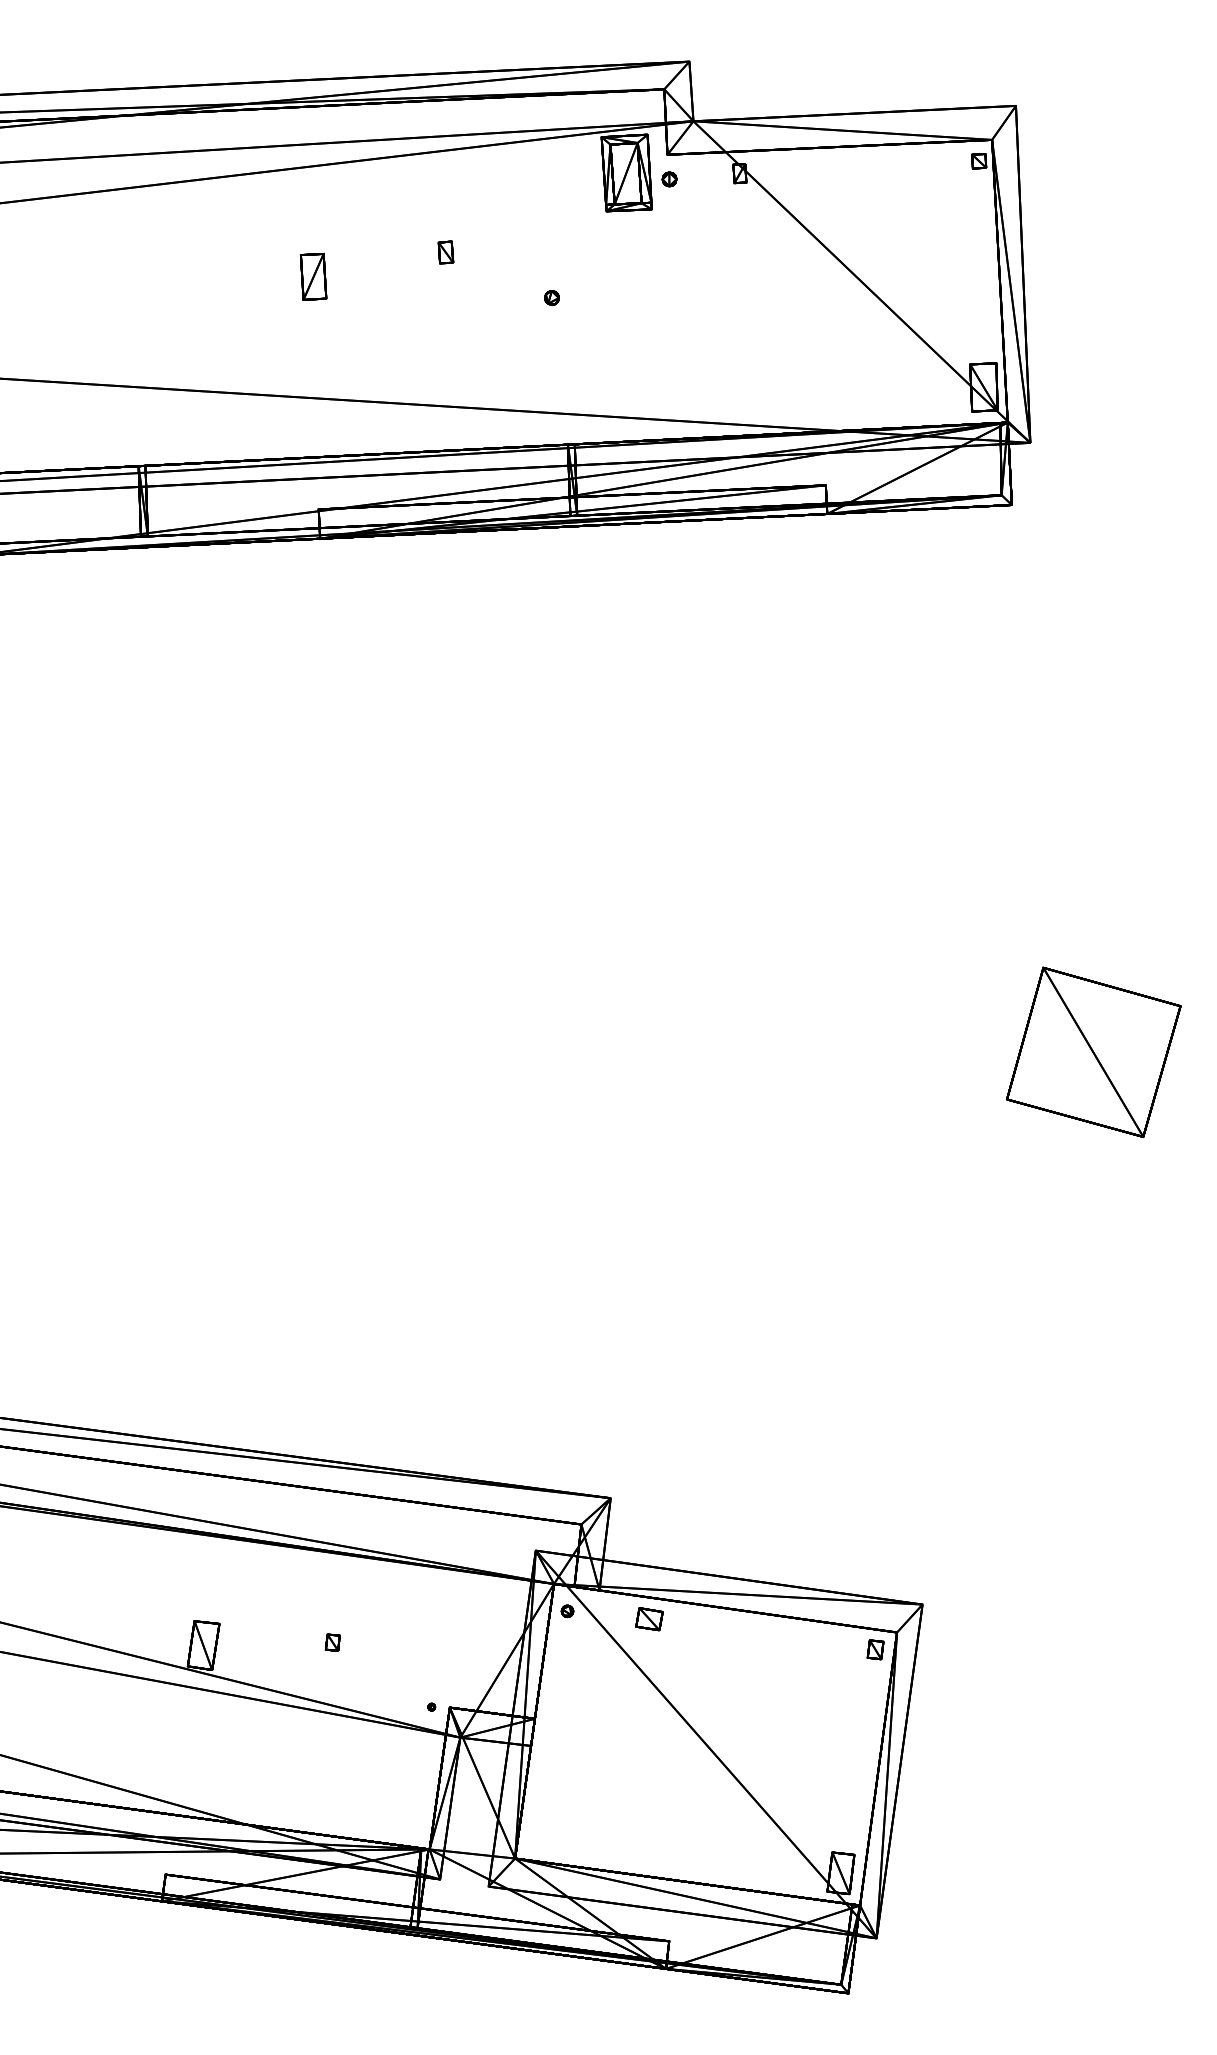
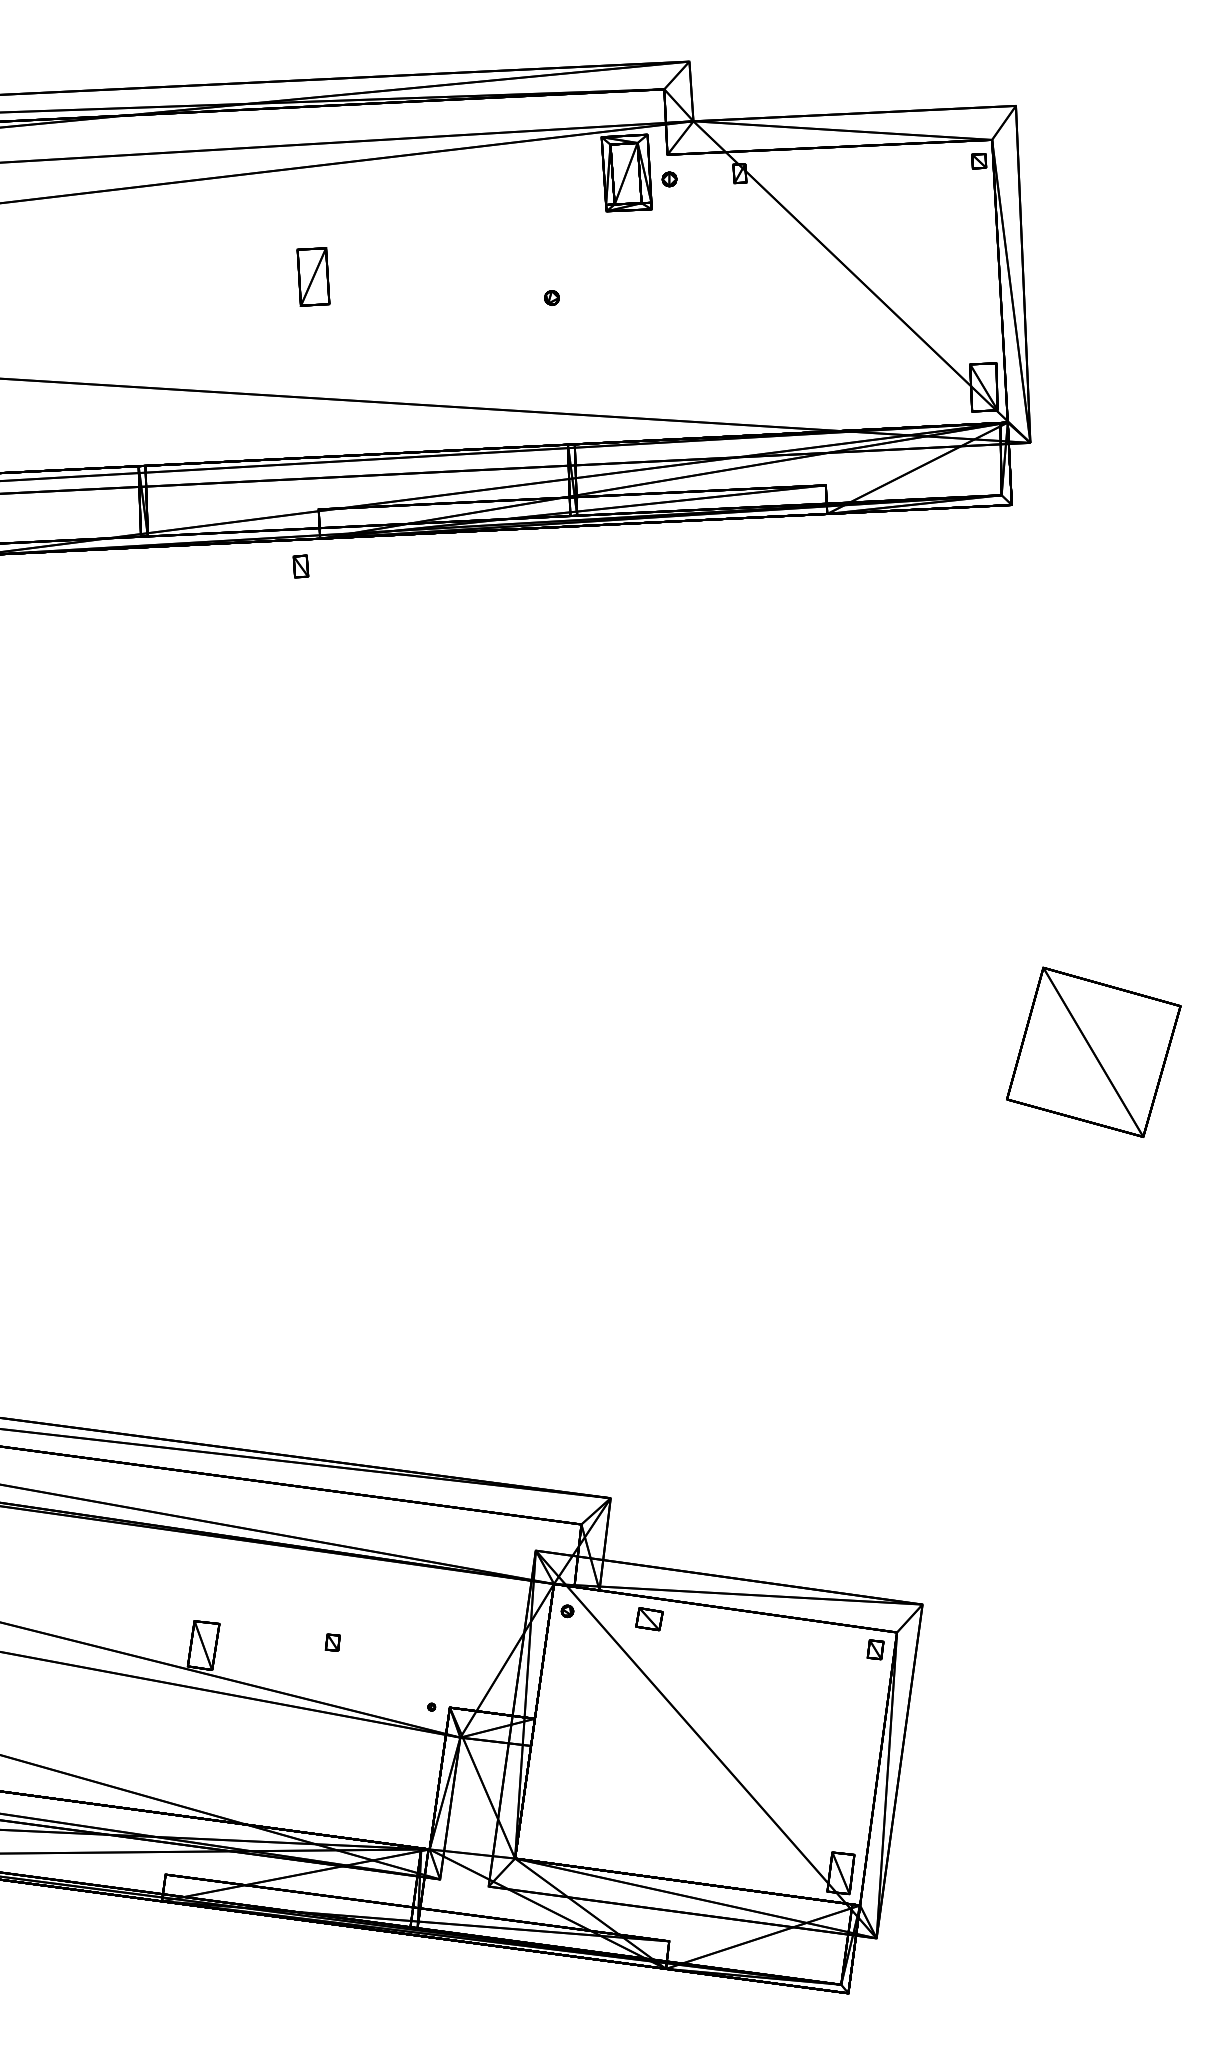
part position: (445, 252) -> (300, 566) (300, 566)
part size: 28x49 px -> 35x60 px (313, 276)
